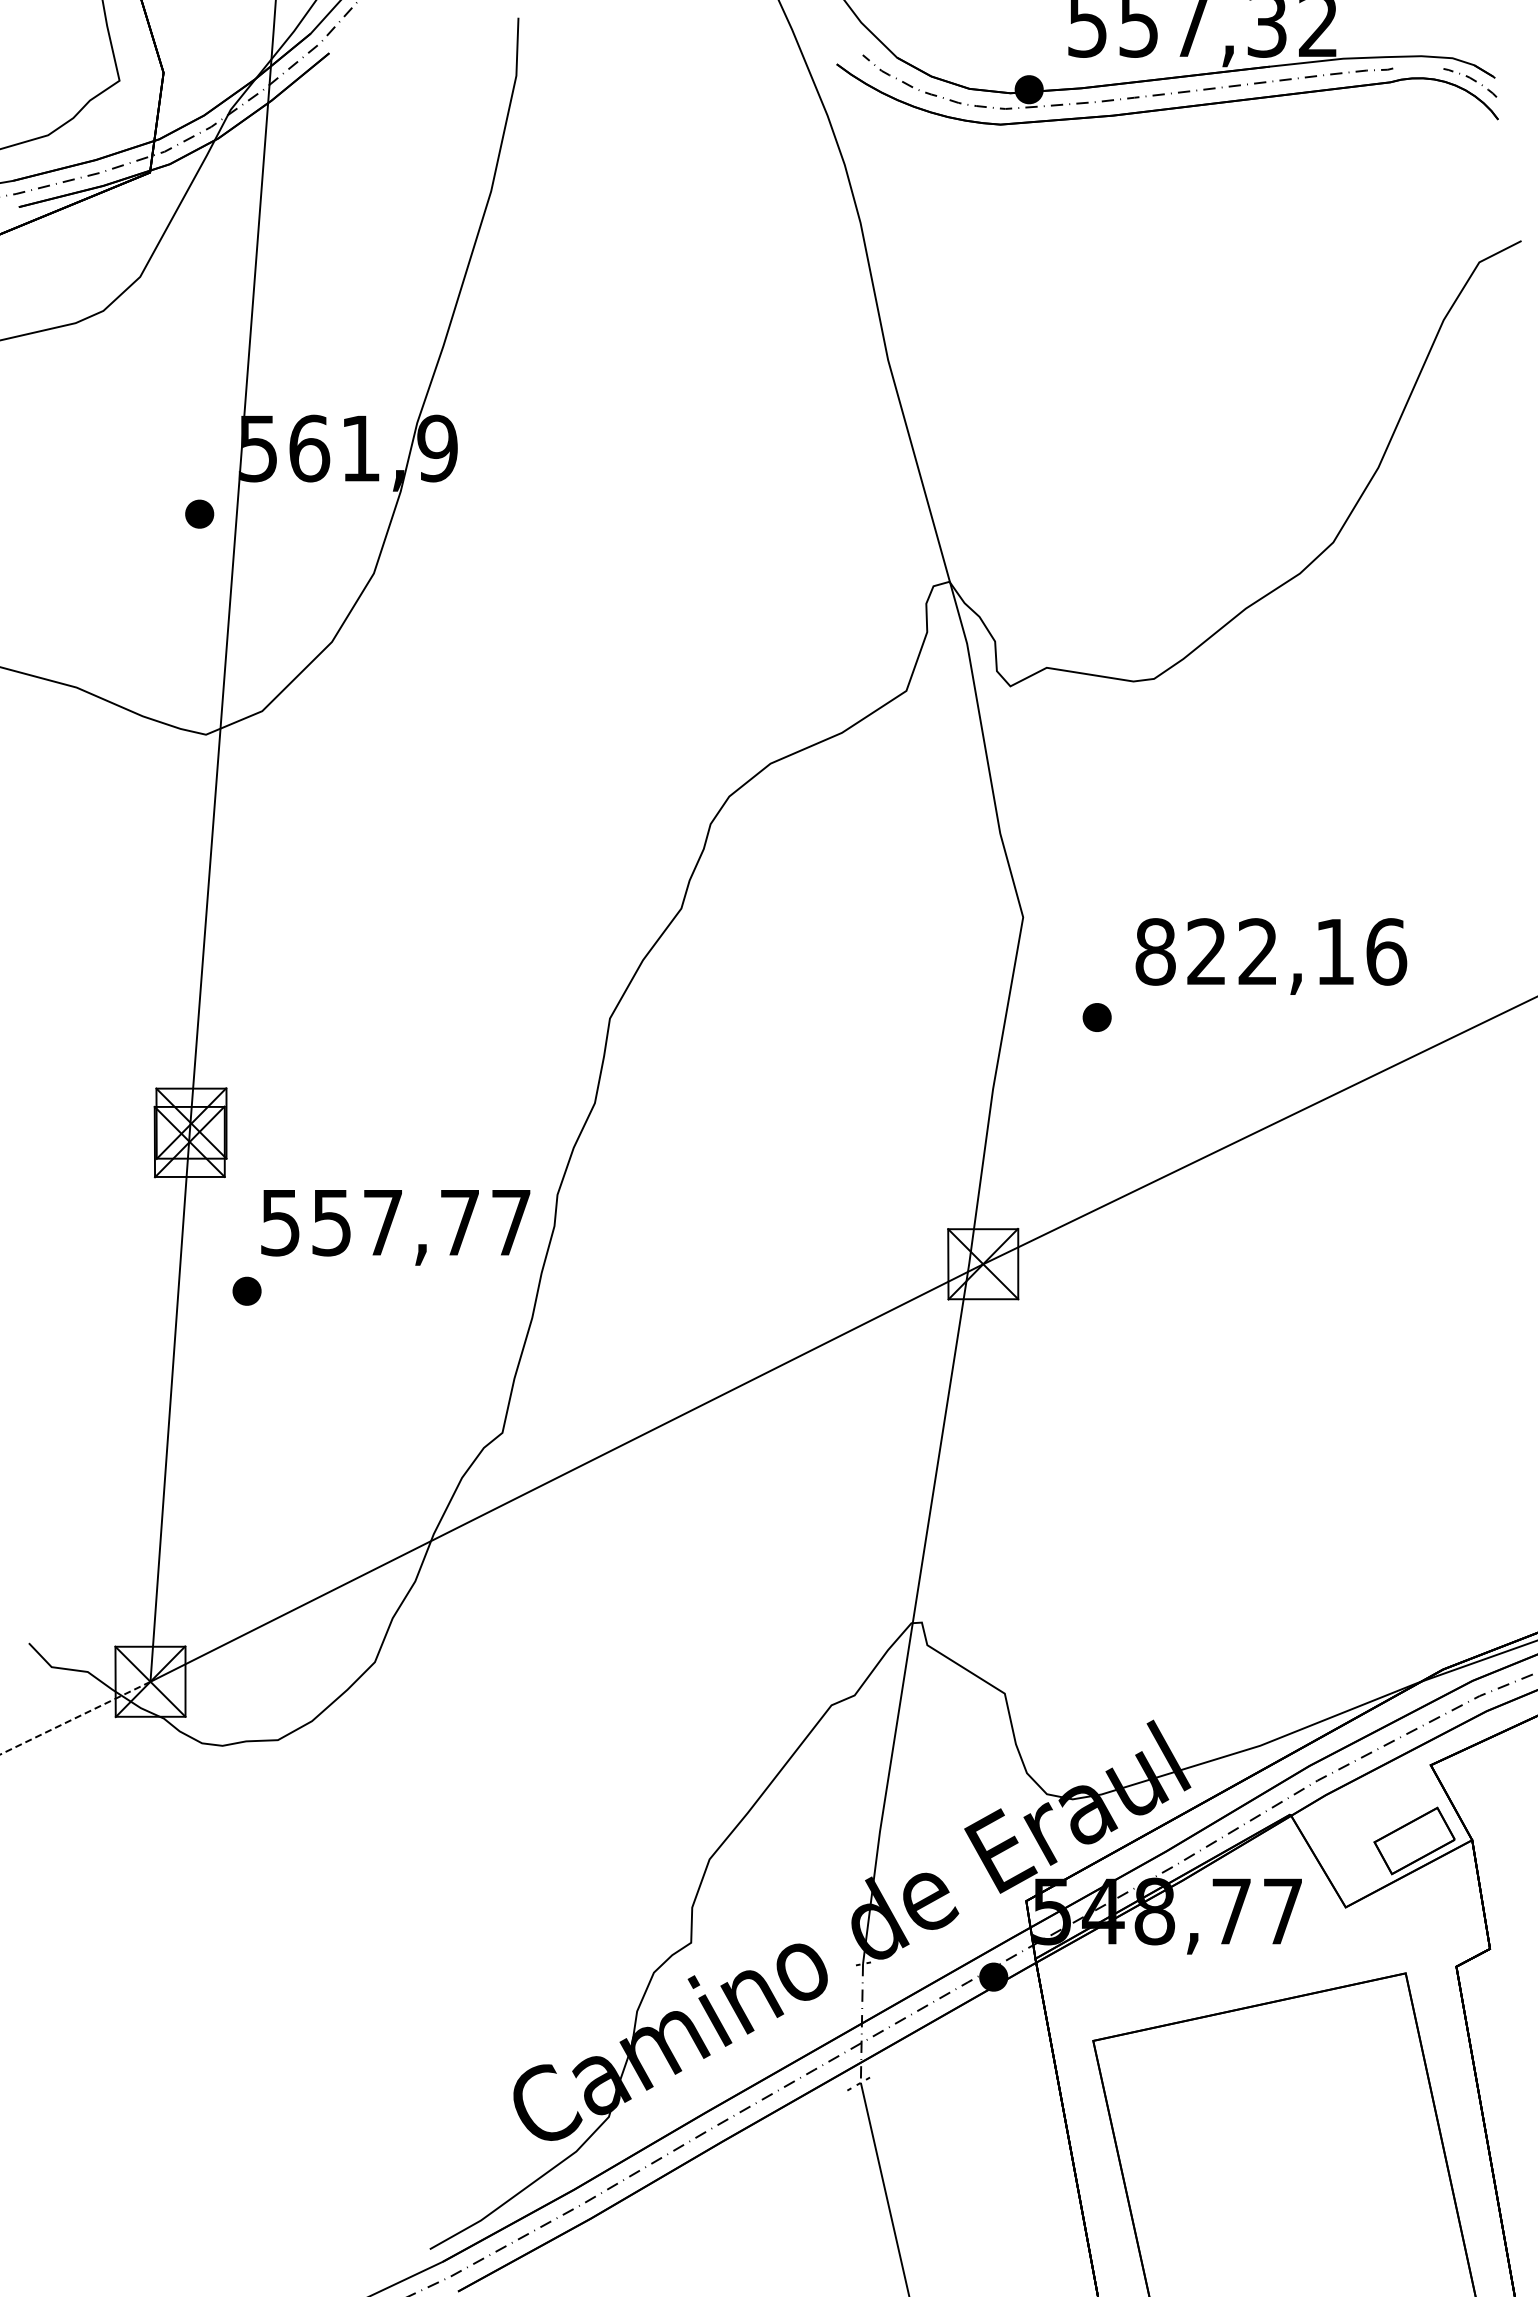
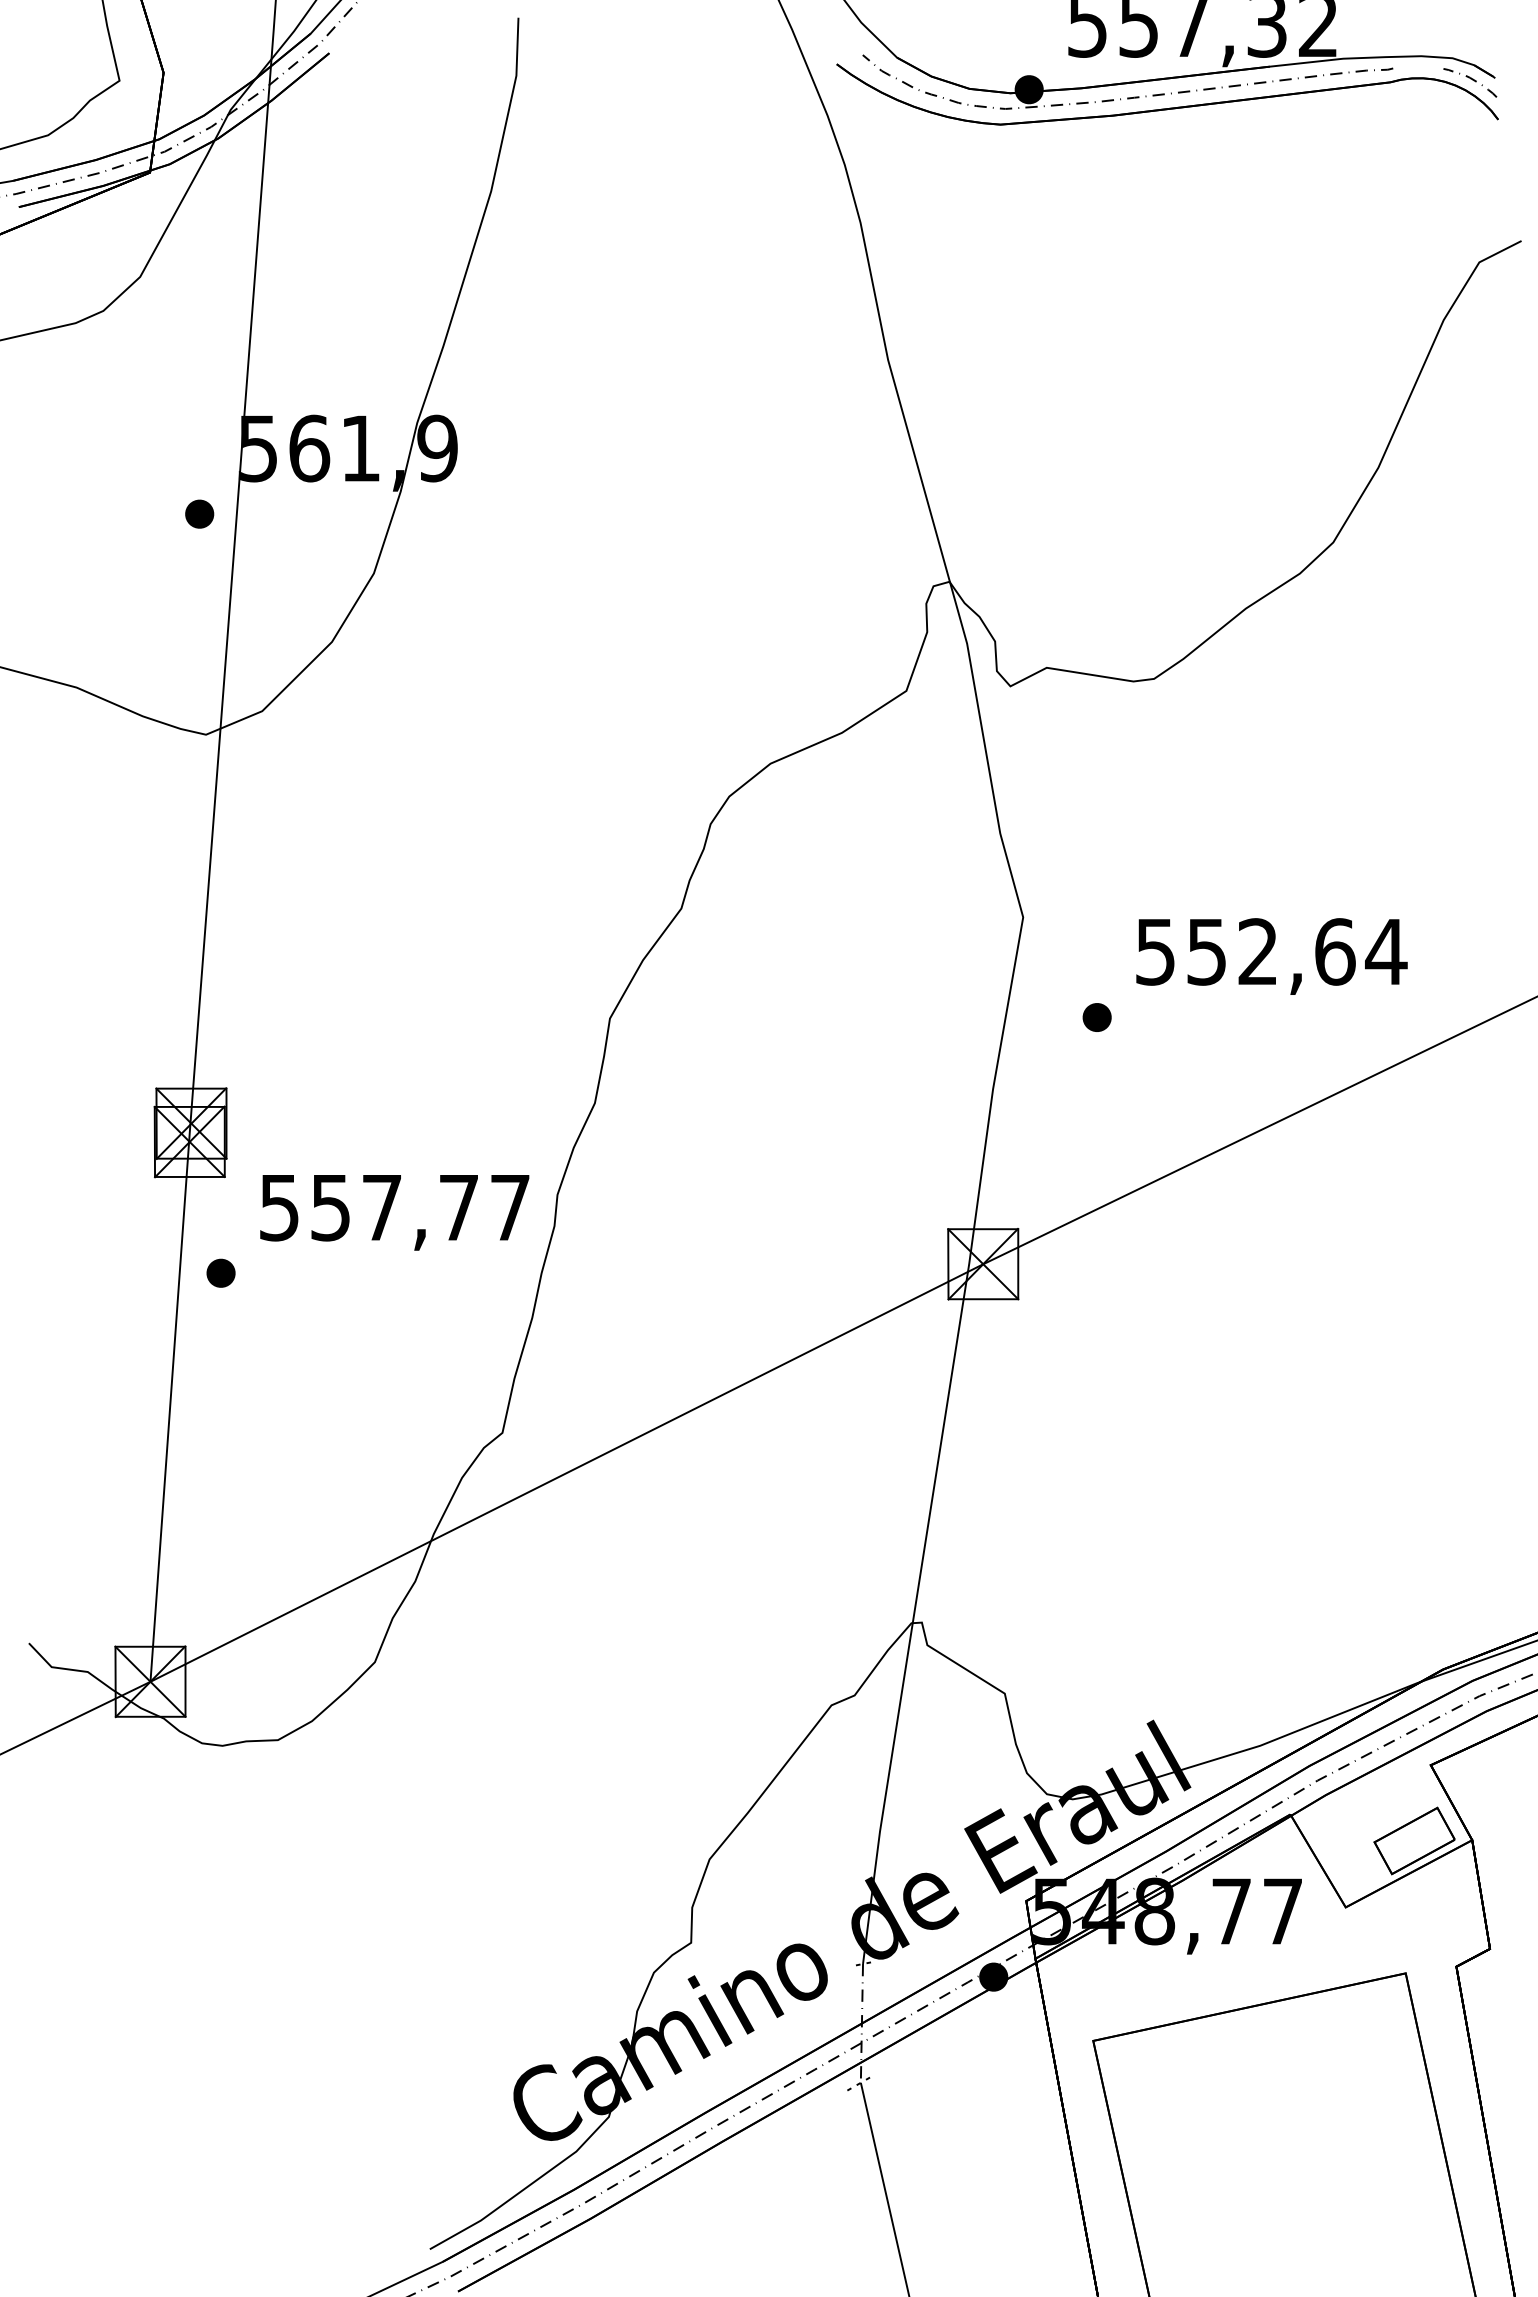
text: 822,16 -> 552,64 (1271, 951)
text position: (395, 1227) -> (394, 1212) (394, 1212)
part position: (246, 1290) -> (220, 1272) (220, 1272)
line: dashed -> solid (74, 1718)
